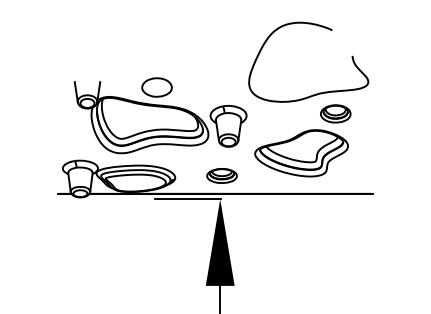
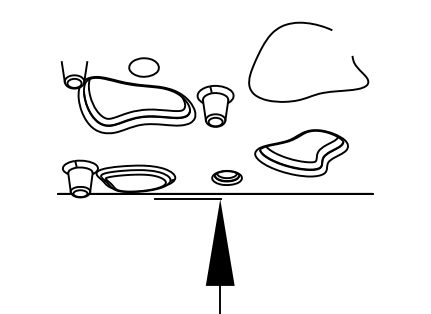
part: present -> none (335, 113)
part position: (160, 115) -> (147, 95) (147, 95)
part position: (221, 175) -> (226, 177) (226, 177)
